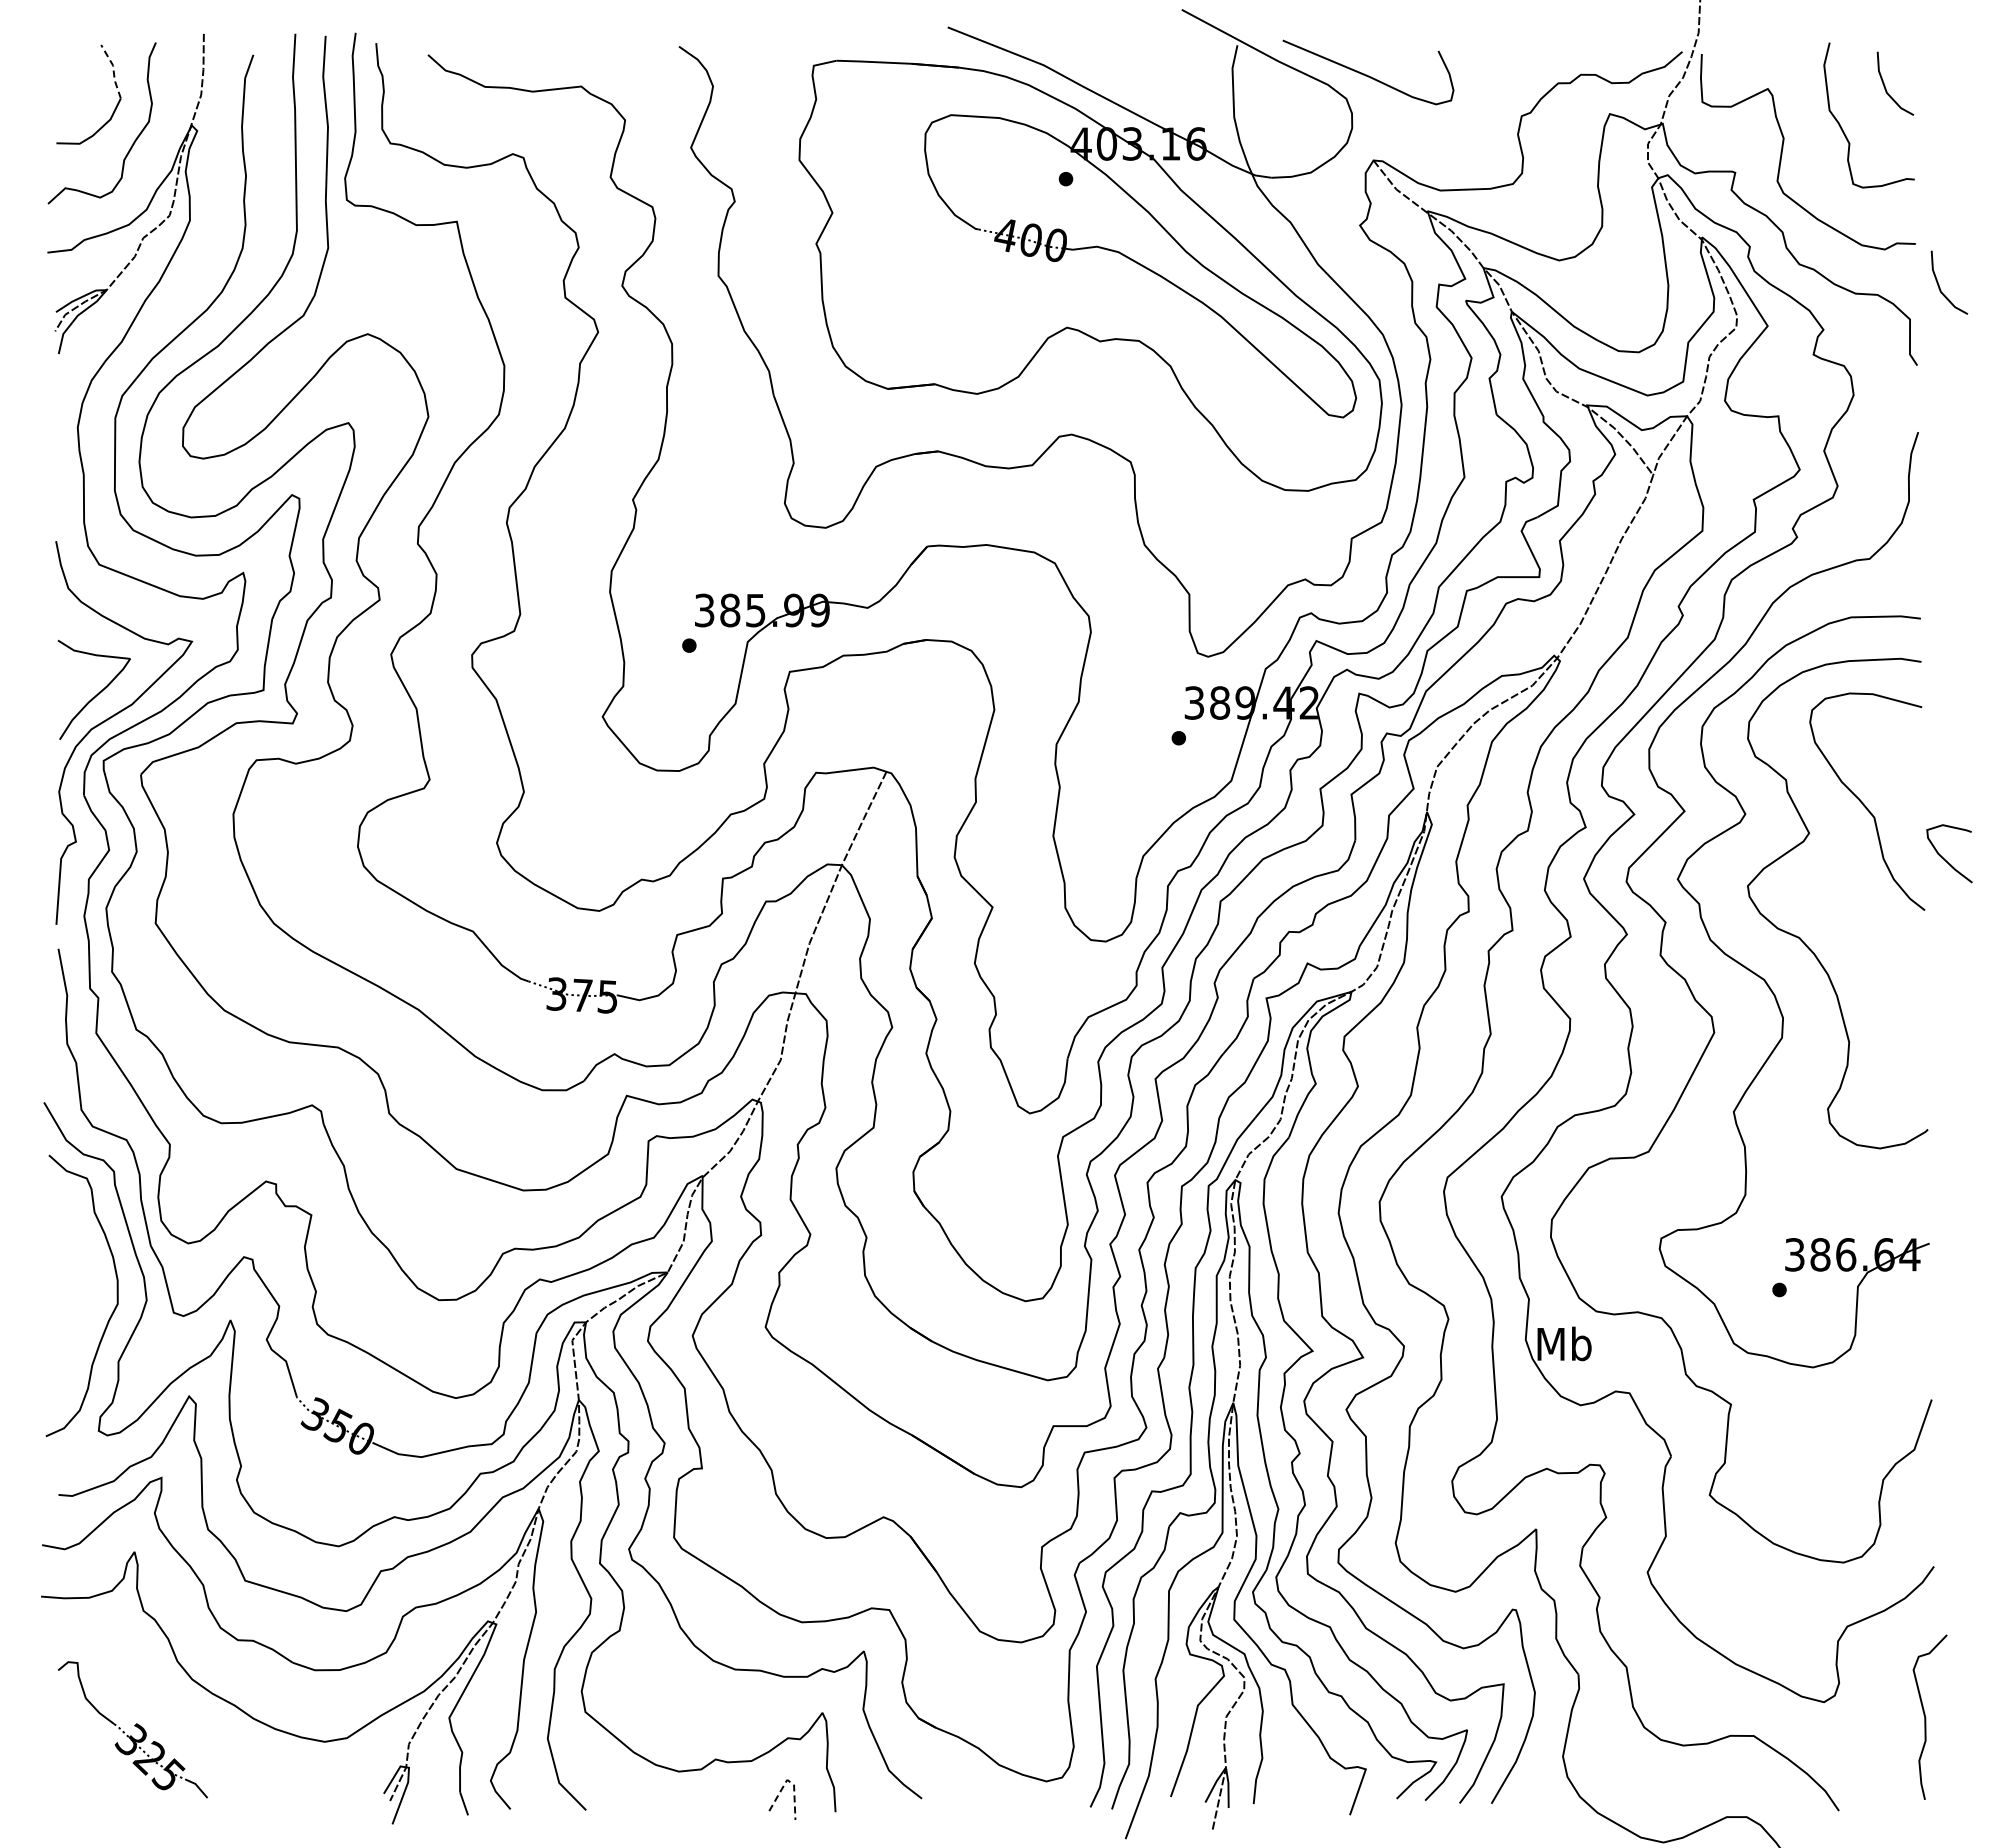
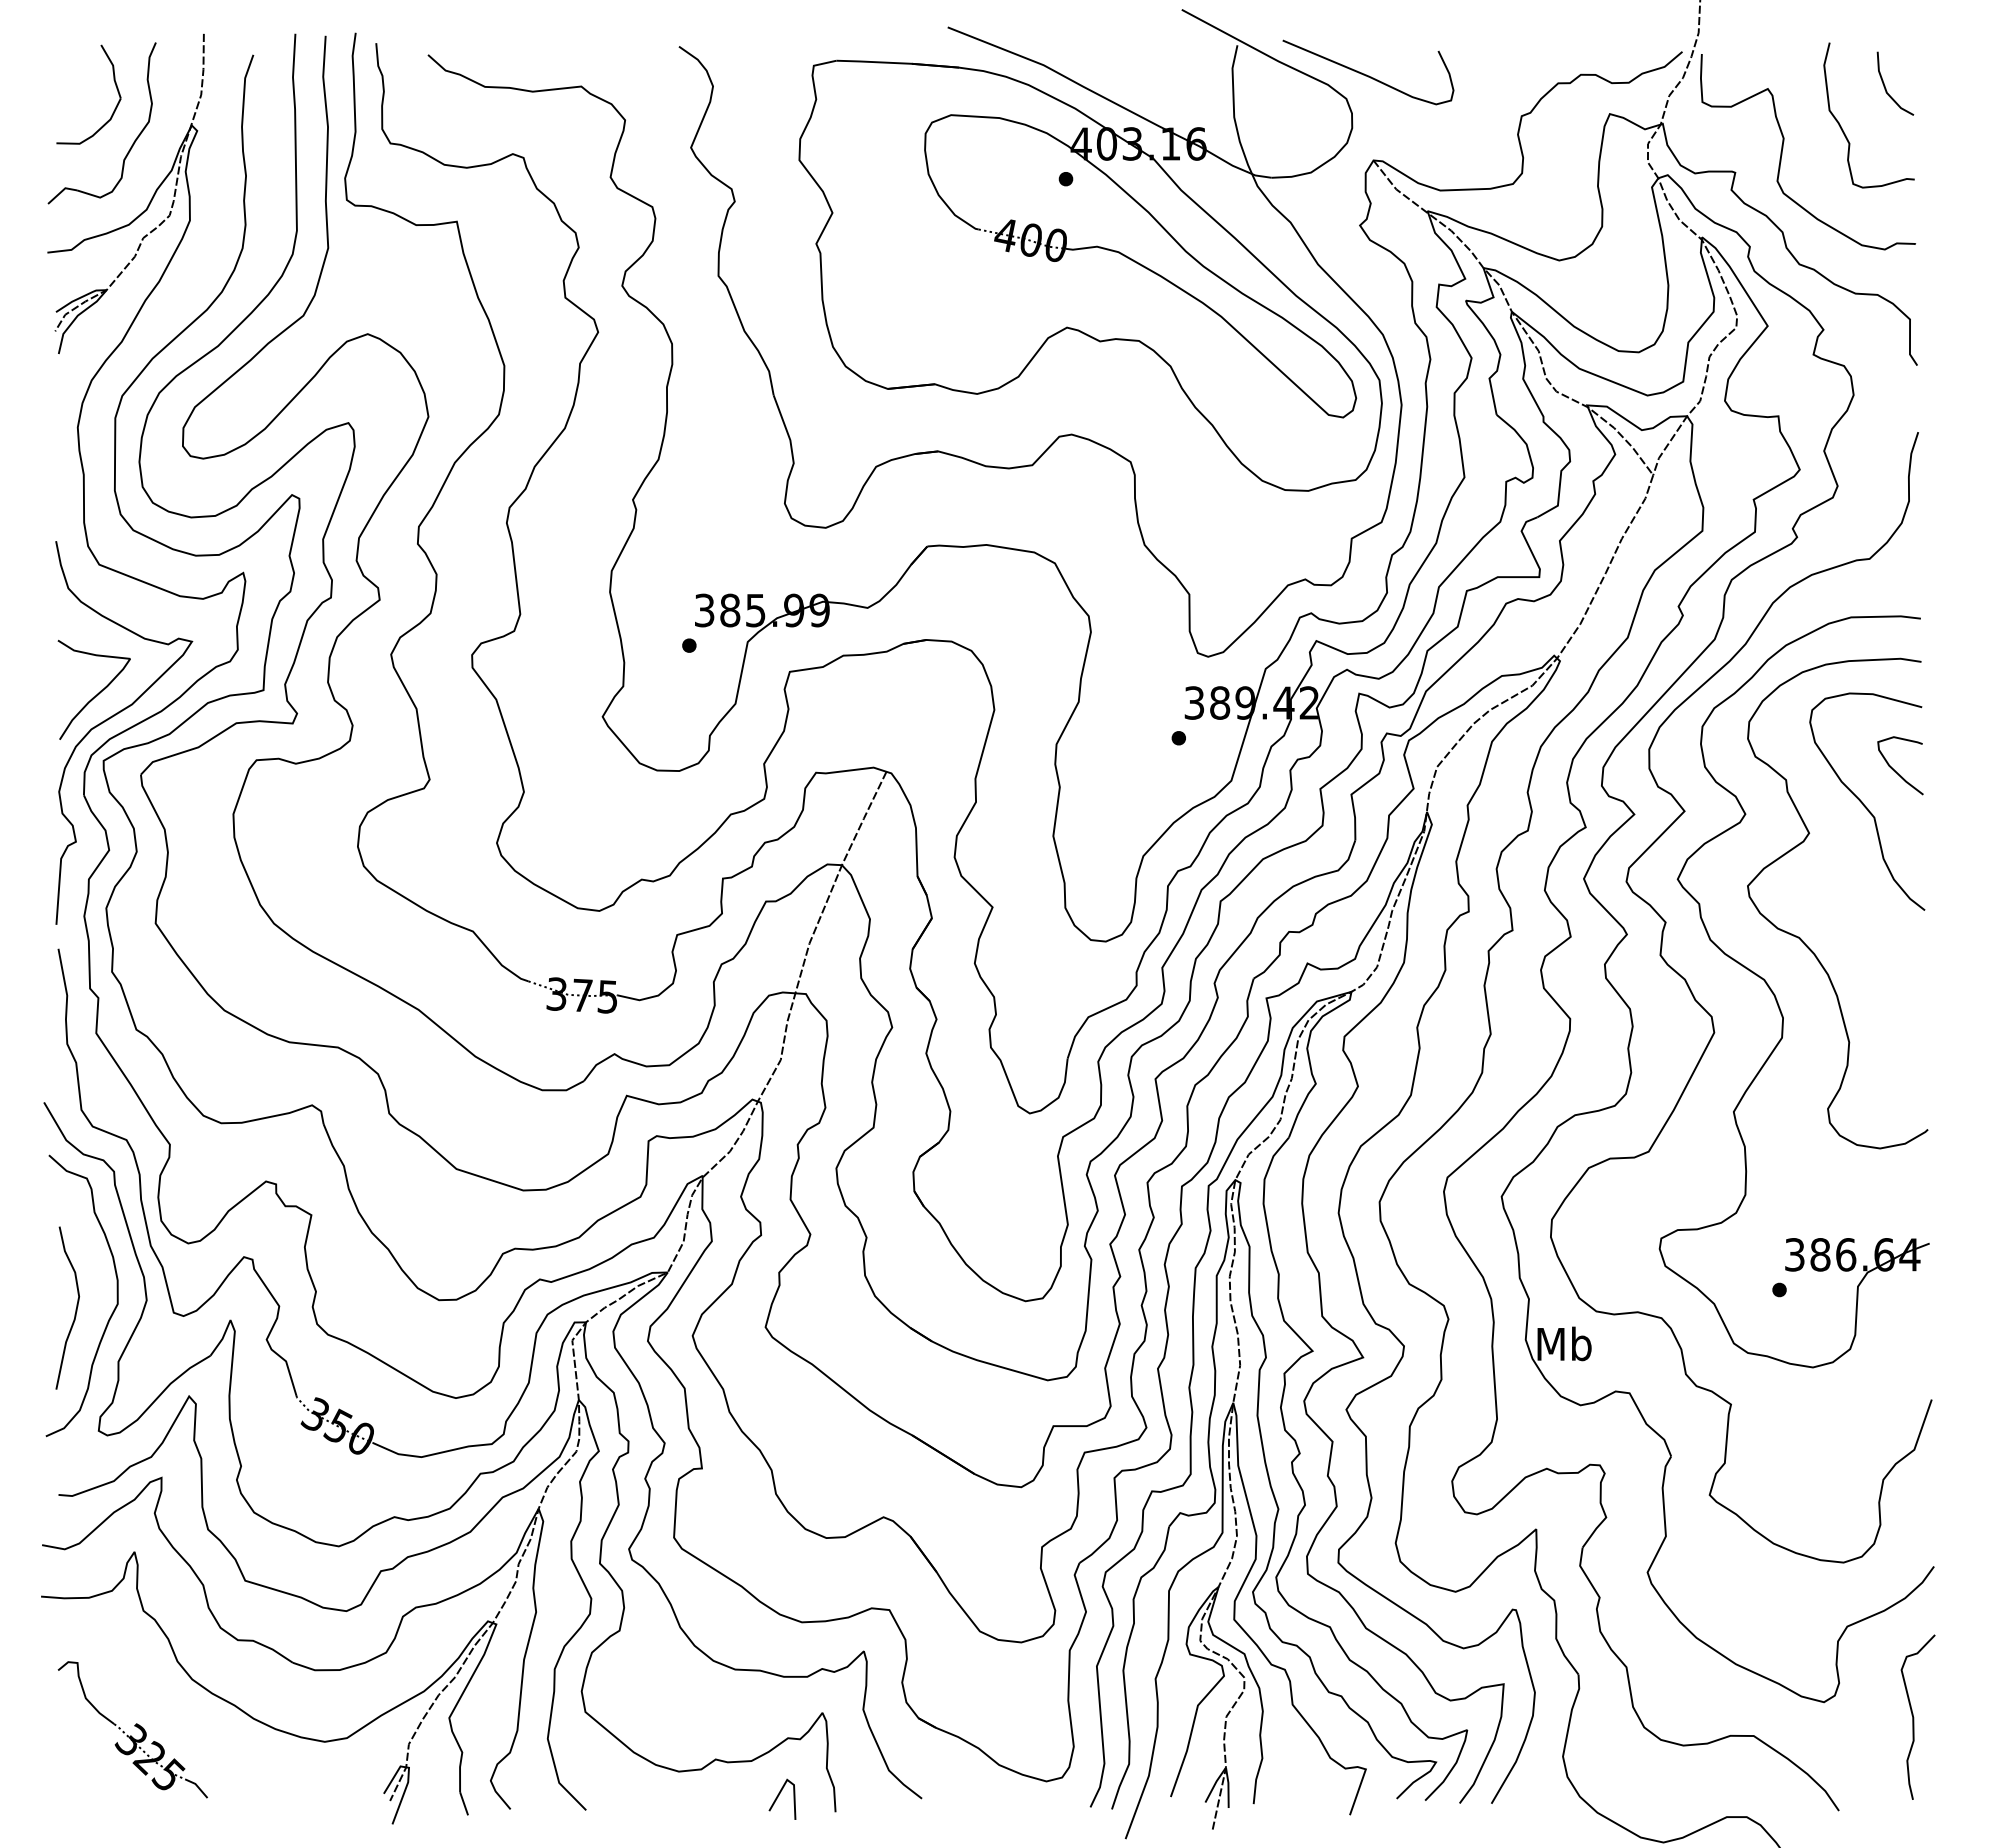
line: dashed -> solid (113, 70)
line: present -> none (1939, 284)
curve position: (1944, 858) -> (1895, 770) (1895, 770)
curve: none -> present (75, 1309)
curve position: (1926, 1717) -> (1914, 1717) (1914, 1717)
line: dashed -> solid (790, 1782)
